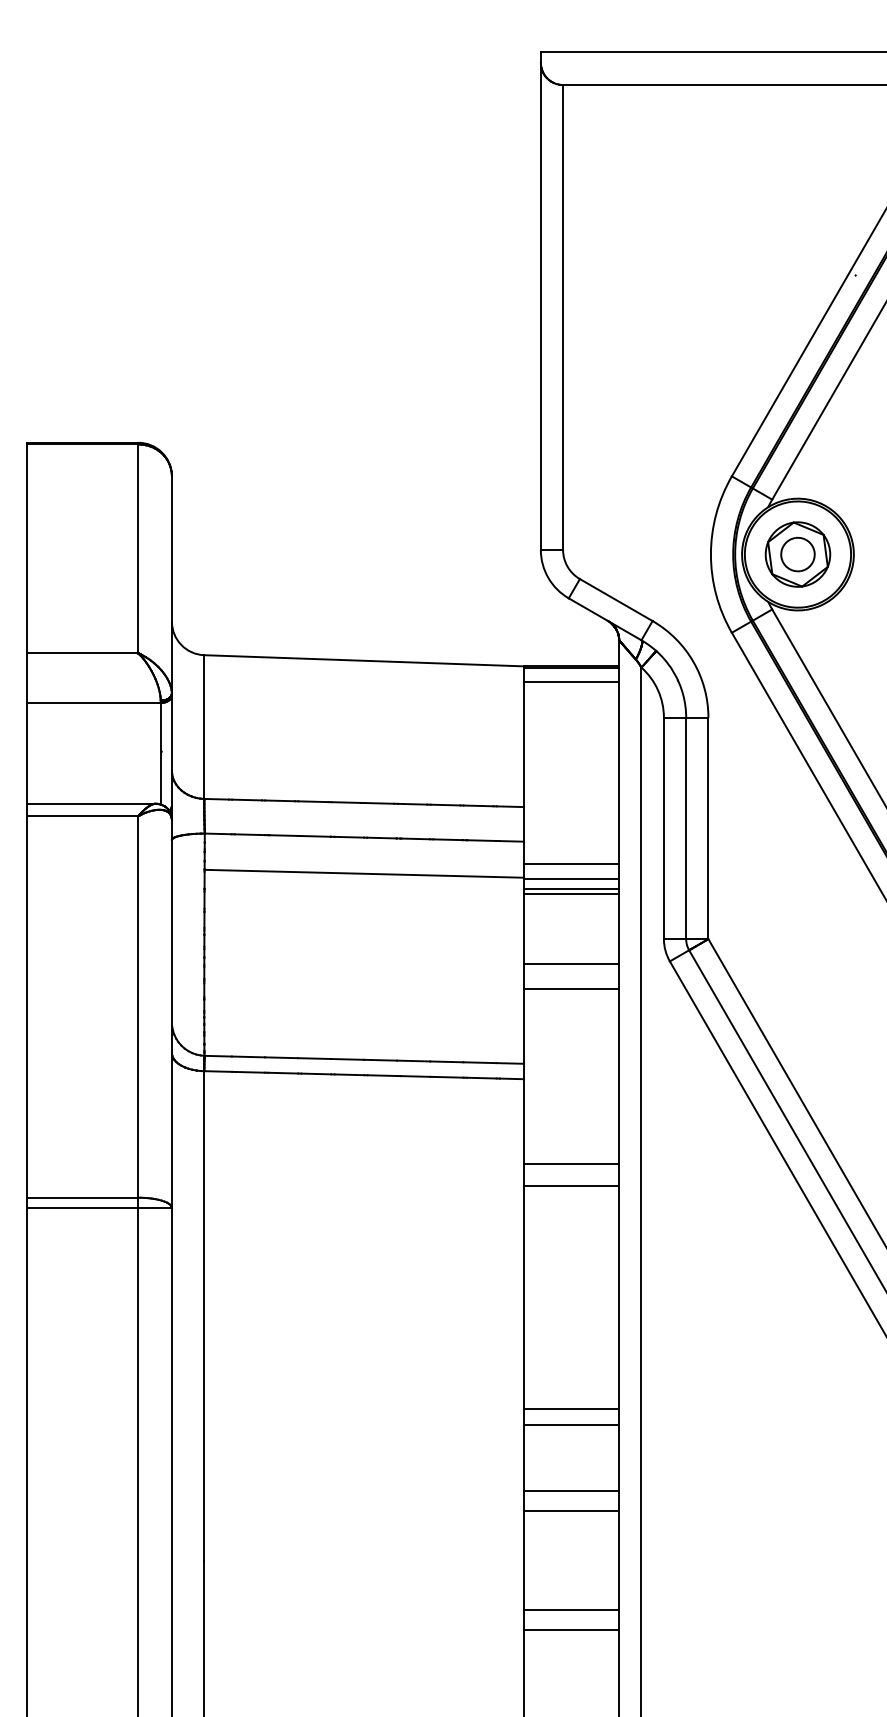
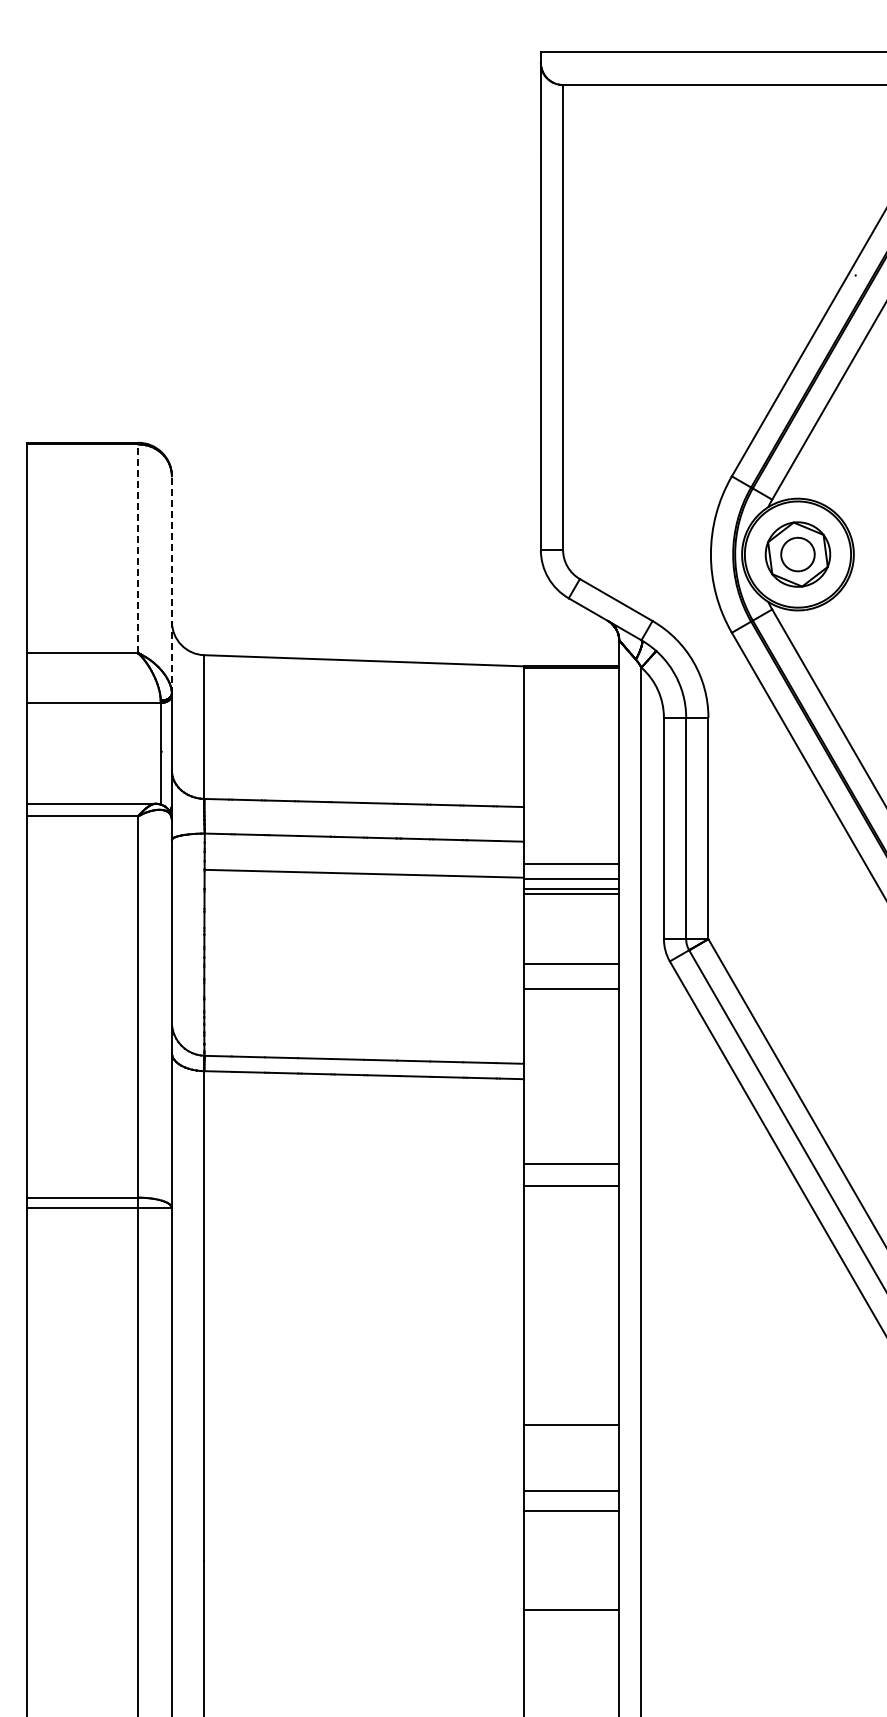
line: solid -> dashed (138, 548)
line: solid -> dashed (171, 584)
line: present -> none (571, 682)
line: present -> none (571, 1409)
line: present -> none (571, 1629)
